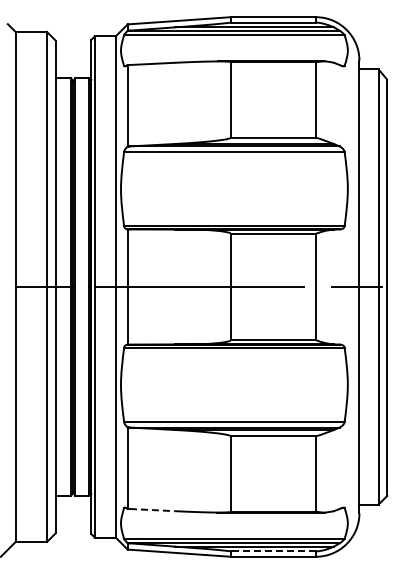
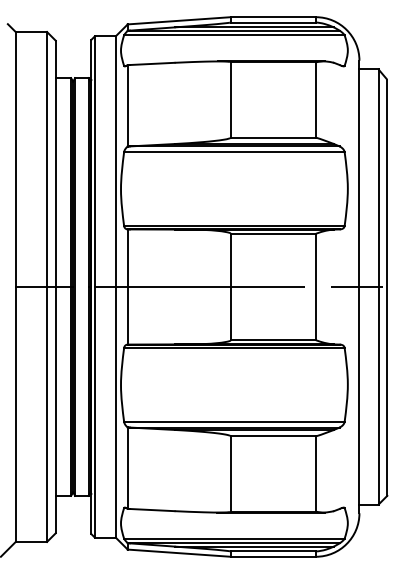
line: dashed -> solid (152, 510)
line: dashed -> solid (273, 551)
